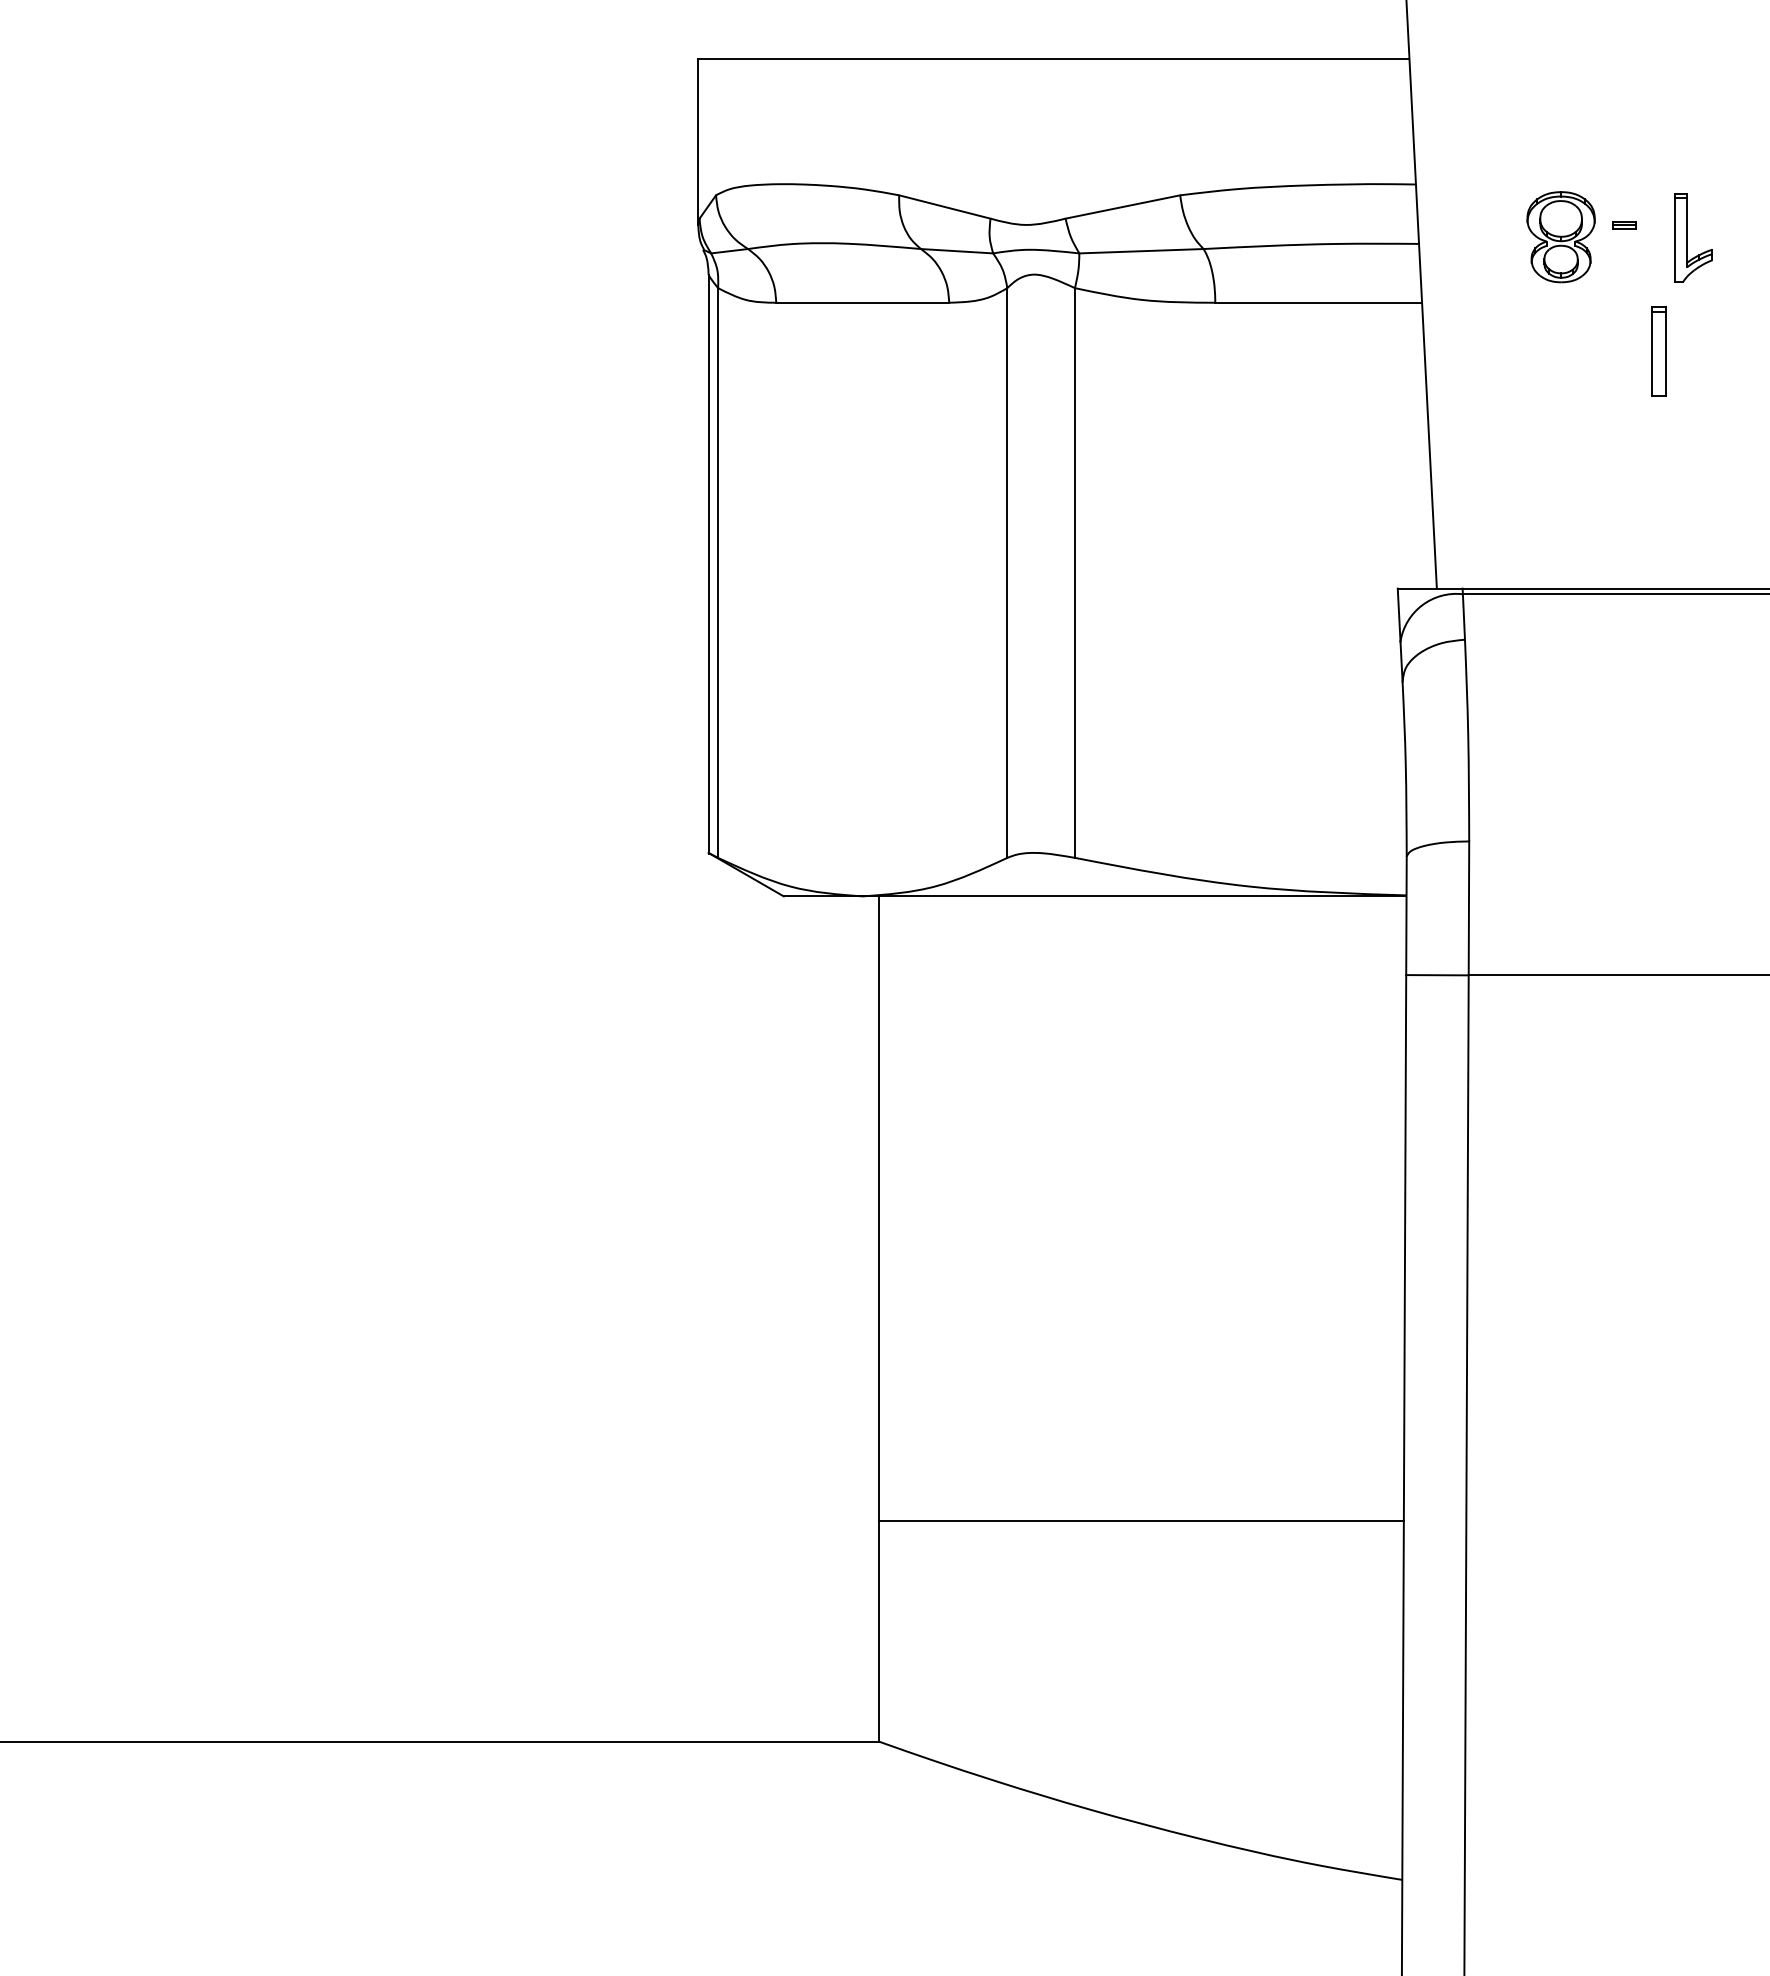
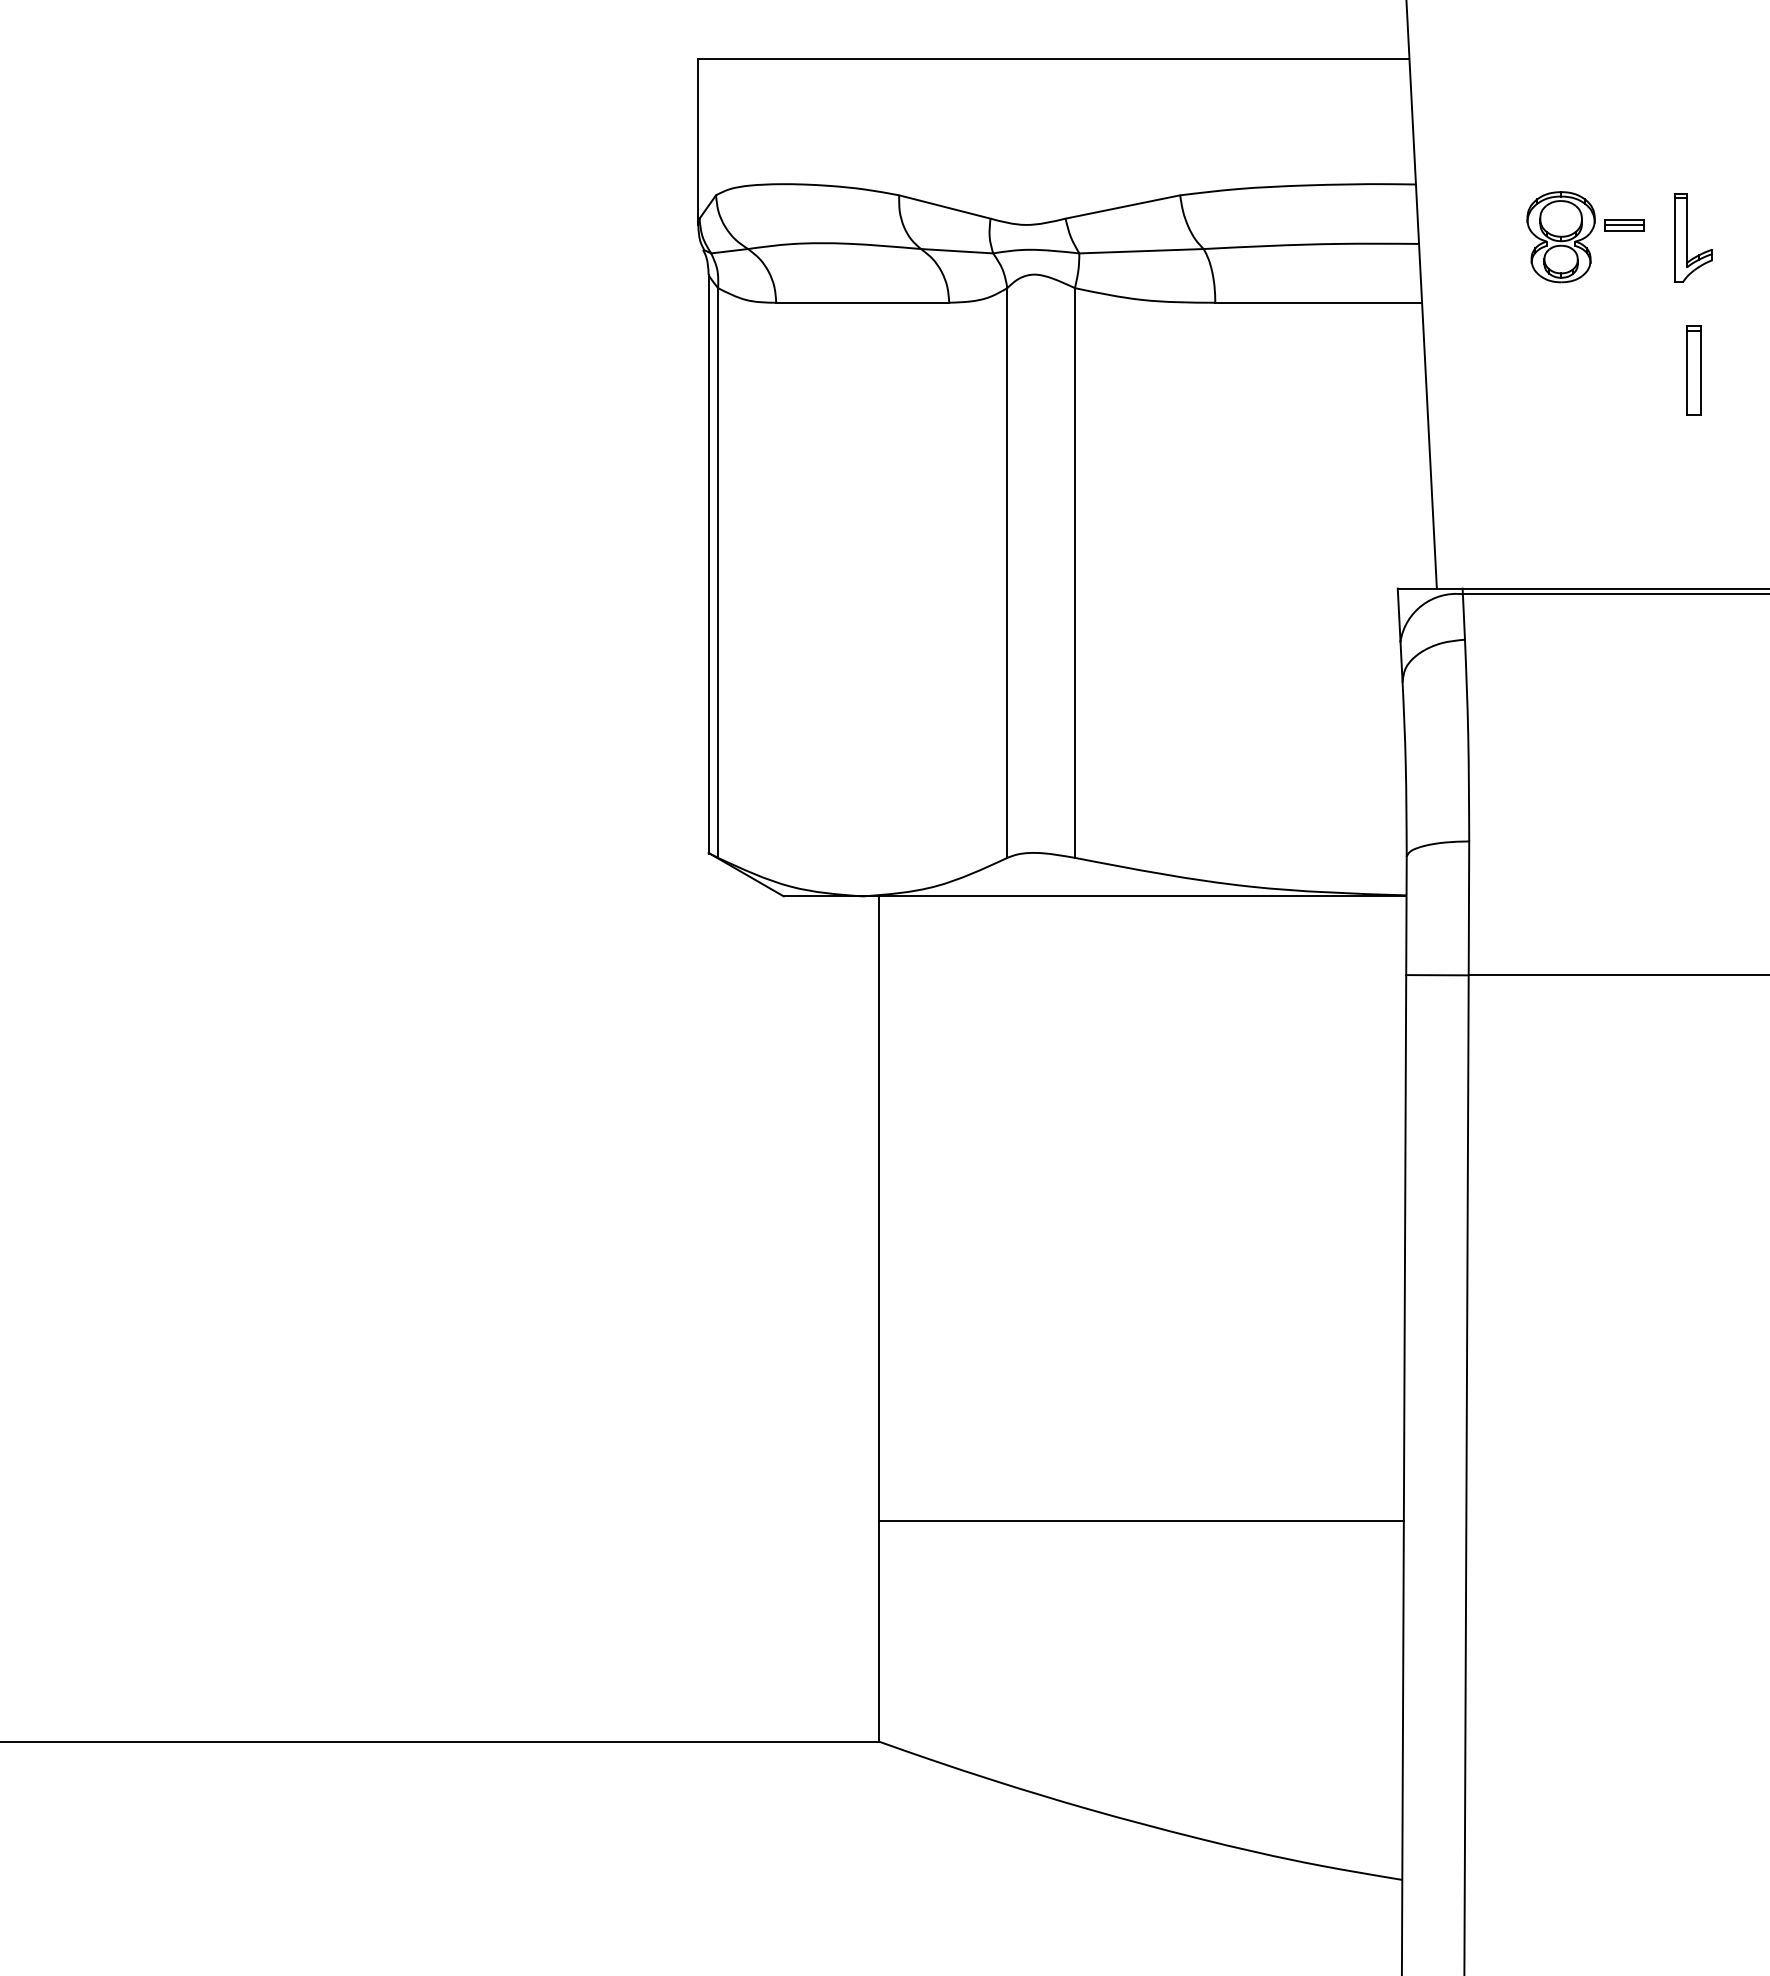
part size: 25x9 px -> 41x13 px (1624, 225)
part position: (1658, 351) -> (1693, 370) (1693, 370)
